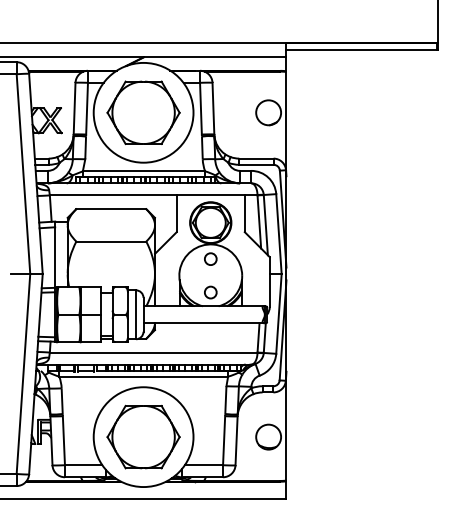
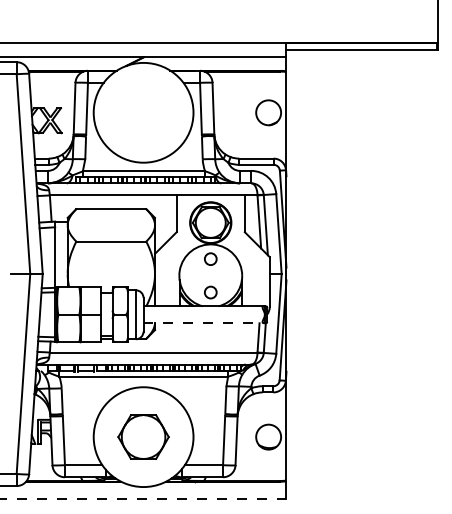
part: present -> none (143, 112)
line: solid -> dashed (204, 323)
part size: 75x66 px -> 53x46 px (143, 436)
line: solid -> dashed (143, 498)
